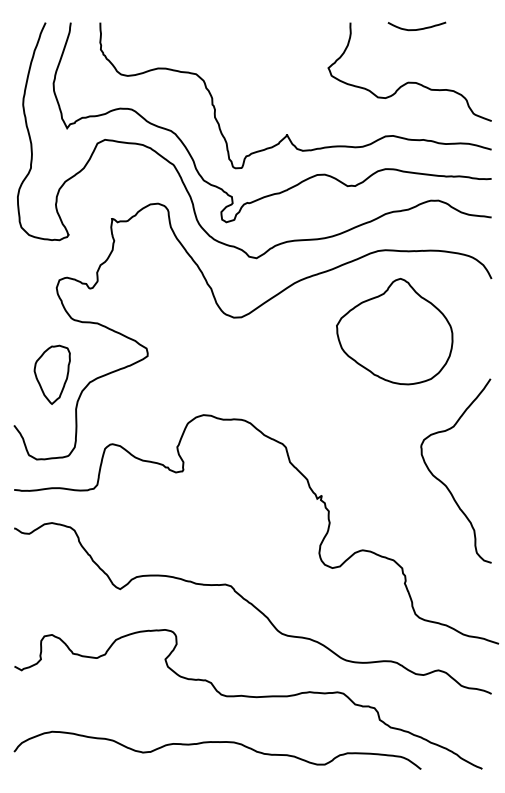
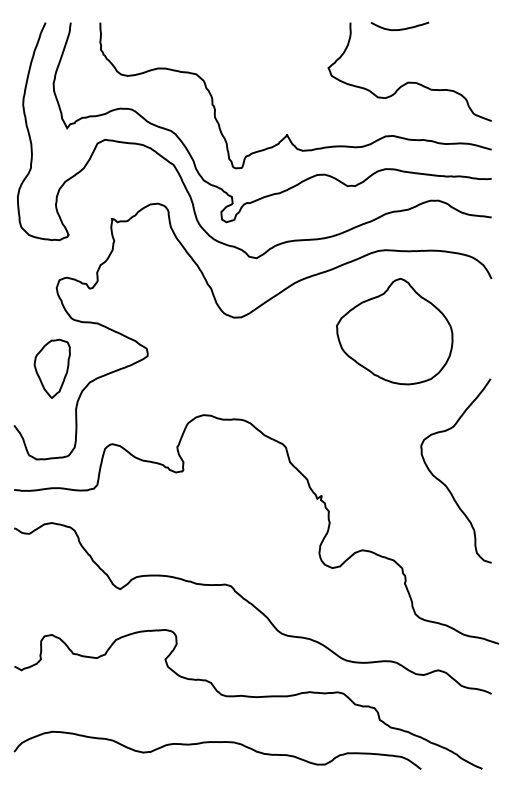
curve position: (417, 28) -> (400, 28) (400, 28)
part position: (51, 374) -> (51, 368) (51, 368)
